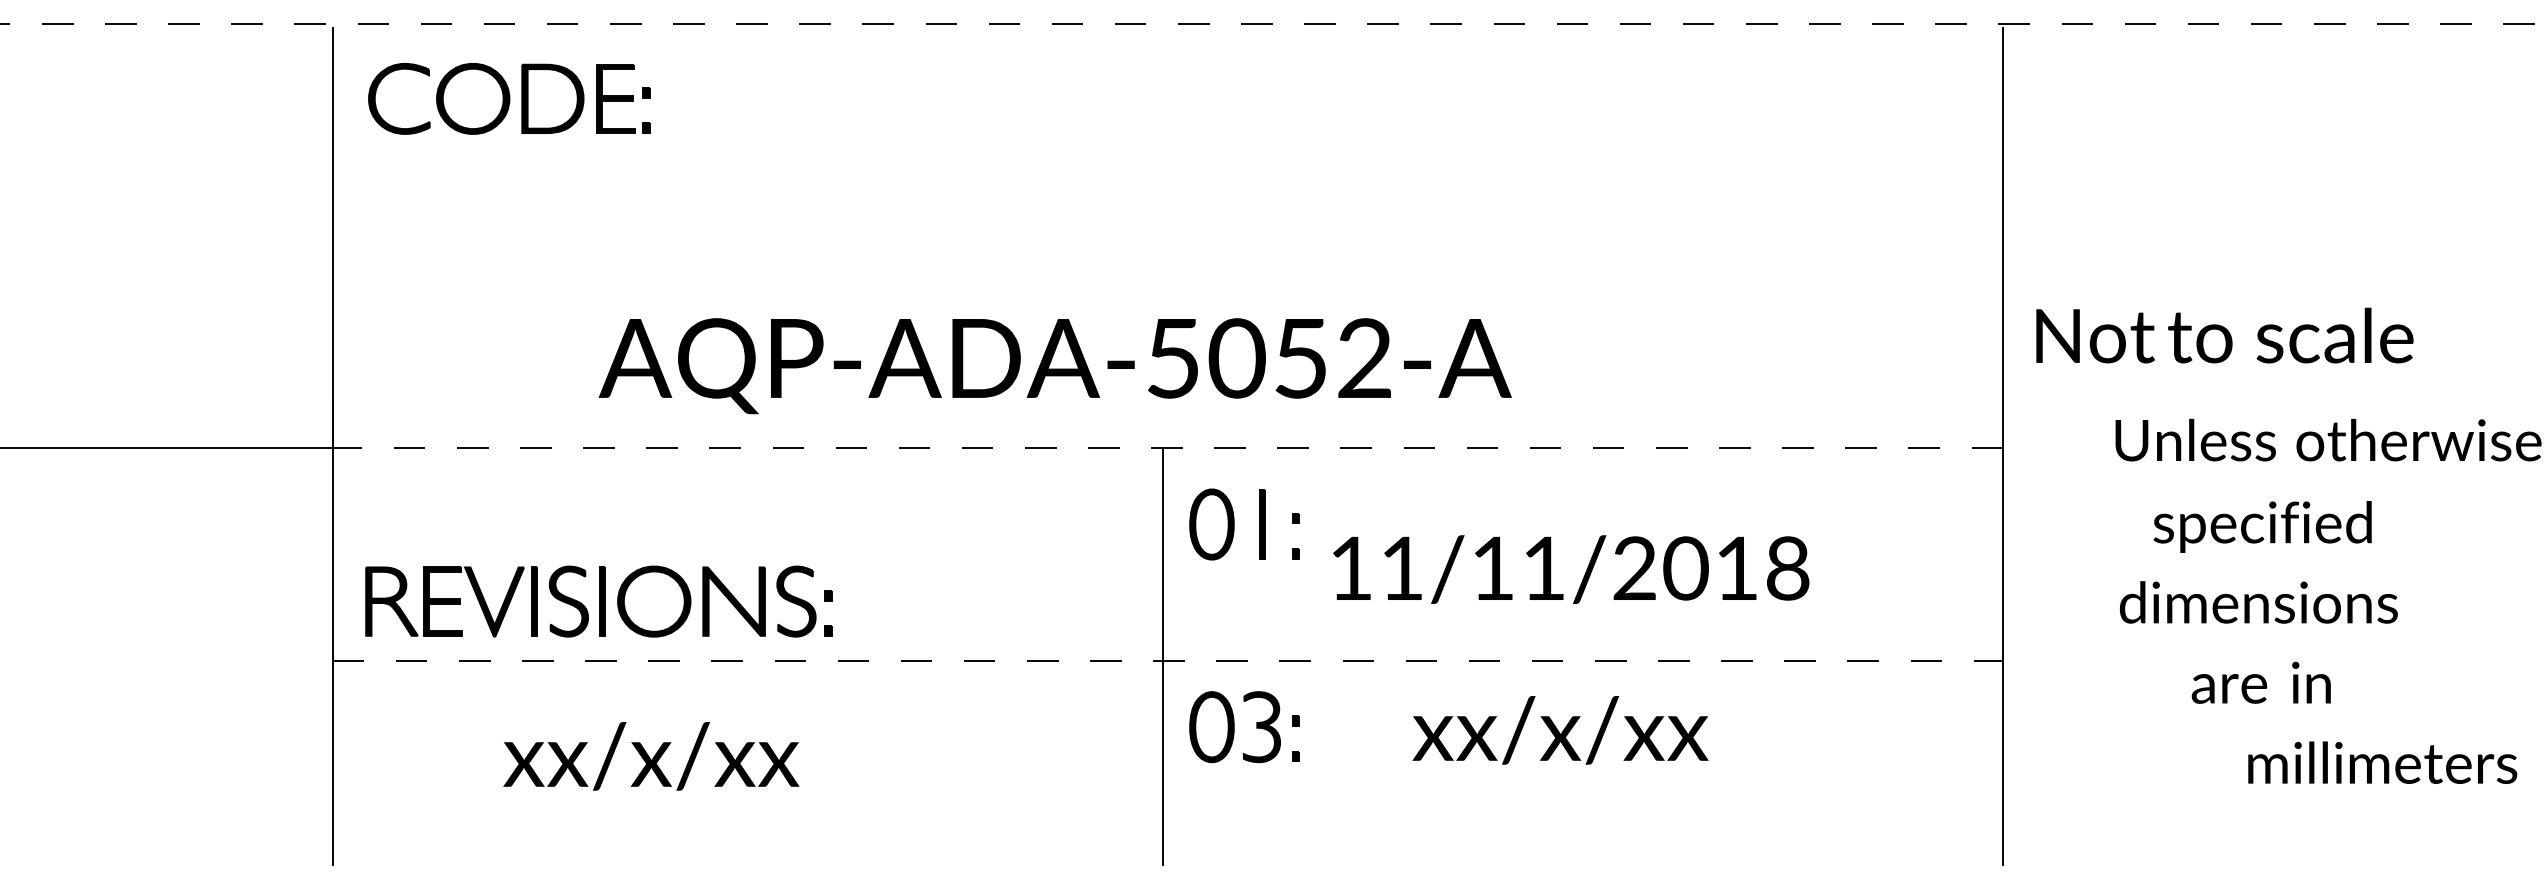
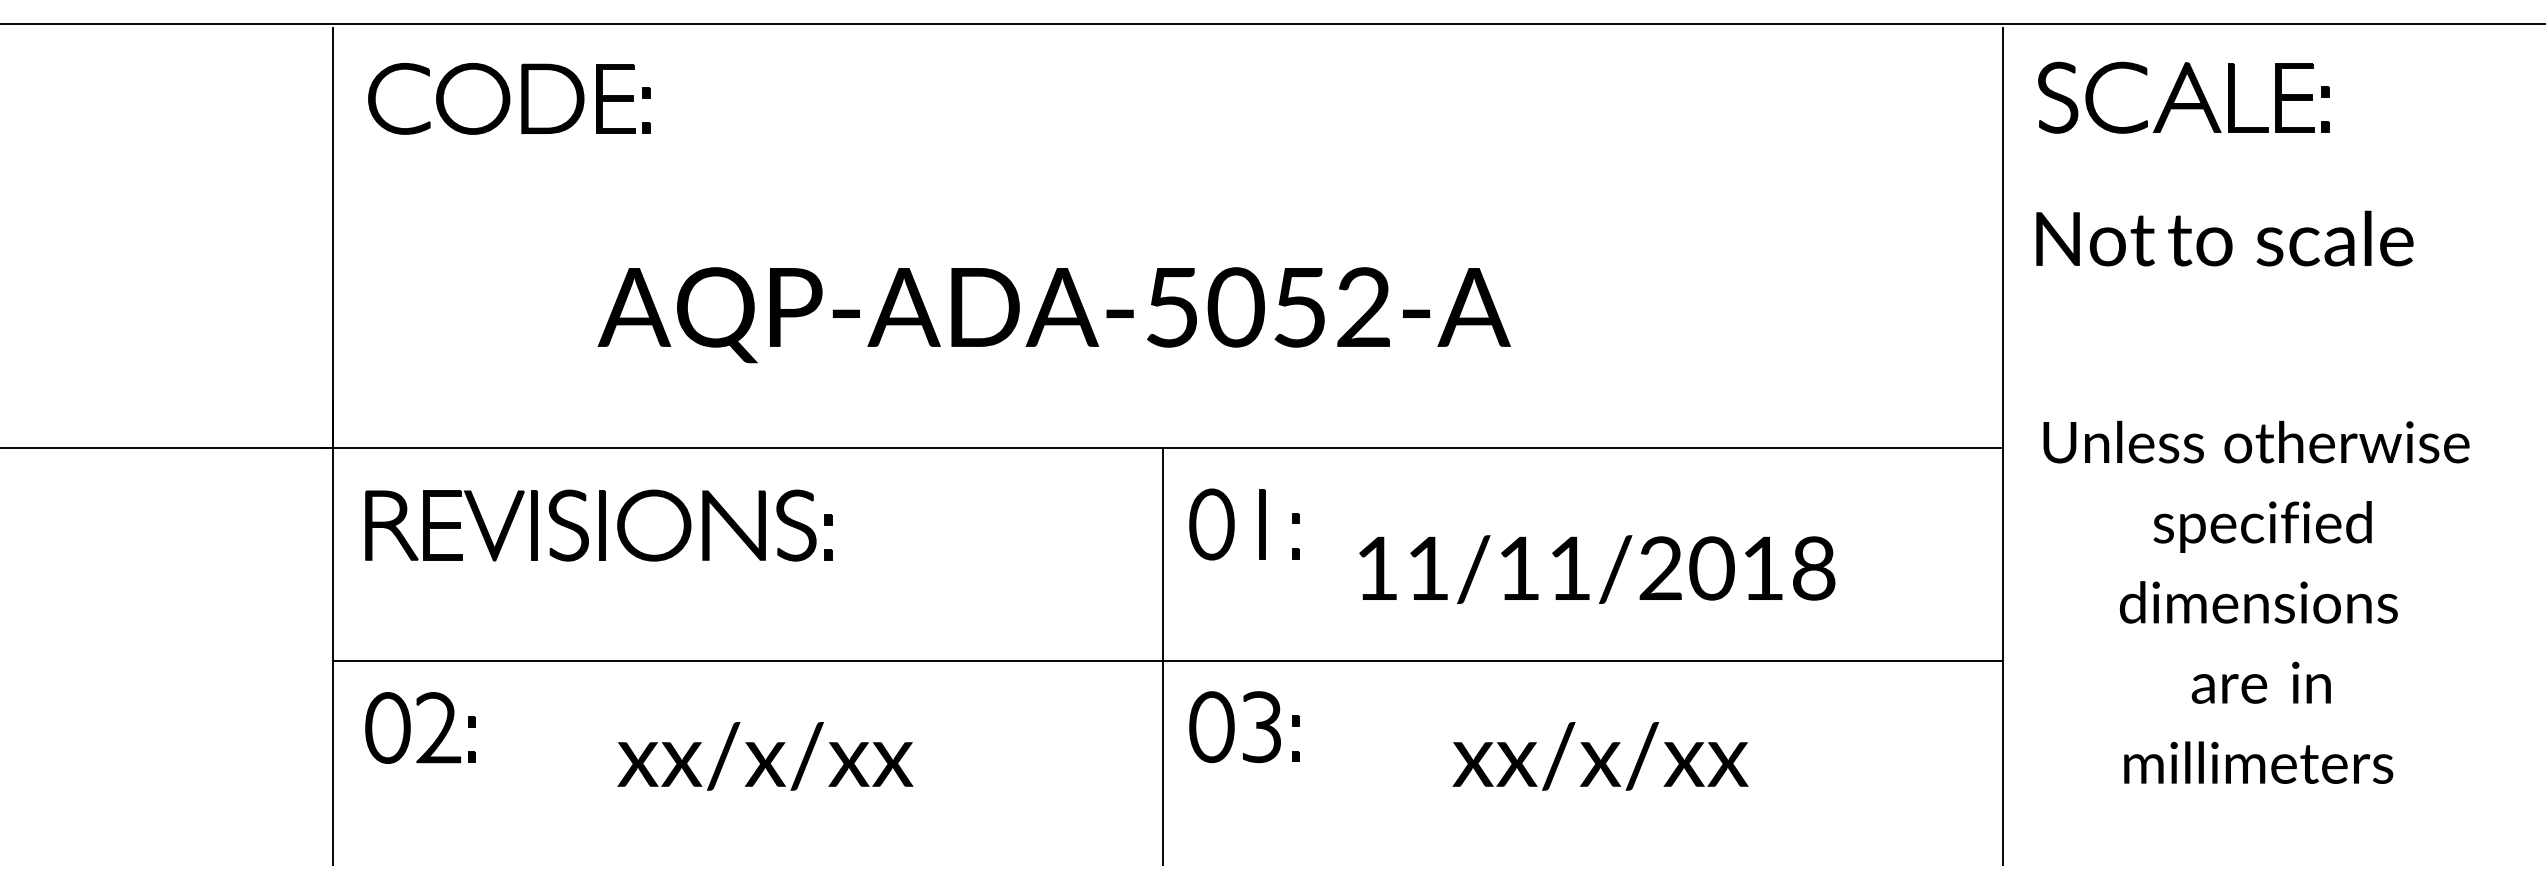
line: dashed -> solid (1273, 24)
part: none -> present (2183, 97)
text position: (2224, 335) -> (2224, 238) (2224, 238)
text position: (1054, 366) -> (1053, 315) (1053, 315)
text position: (2328, 439) -> (2256, 441) (2256, 441)
line: dashed -> solid (1162, 447)
text position: (1571, 569) -> (1597, 569) (1597, 569)
part position: (598, 601) -> (598, 525) (598, 525)
line: dashed -> solid (1168, 661)
part: none -> present (410, 727)
text position: (1560, 730) -> (1600, 756) (1600, 756)
text position: (651, 756) -> (765, 756) (765, 756)
text position: (2382, 762) -> (2258, 762) (2258, 762)
